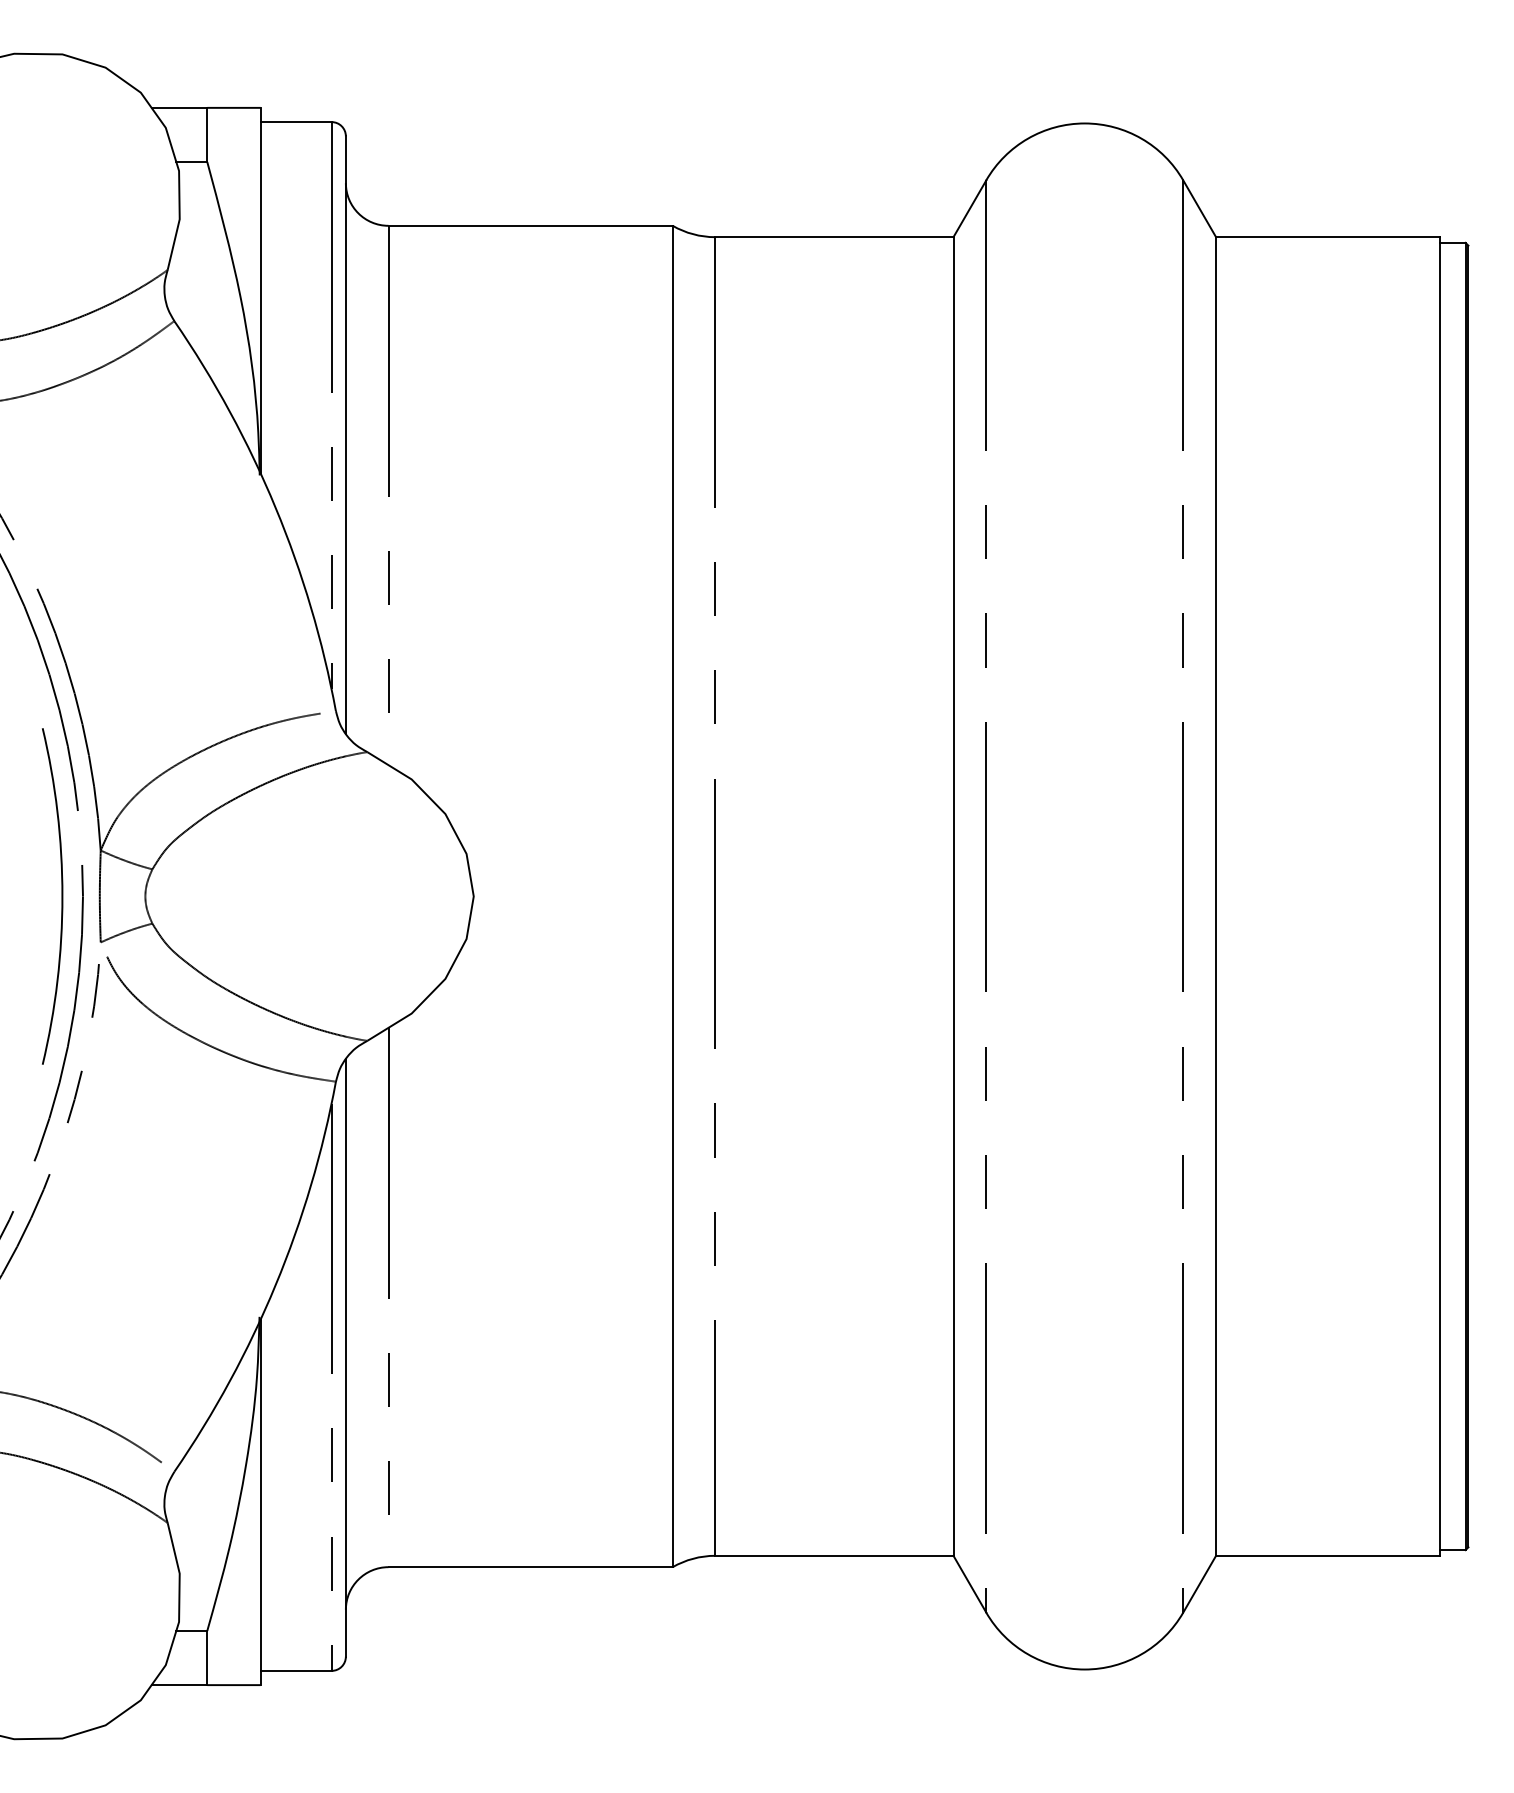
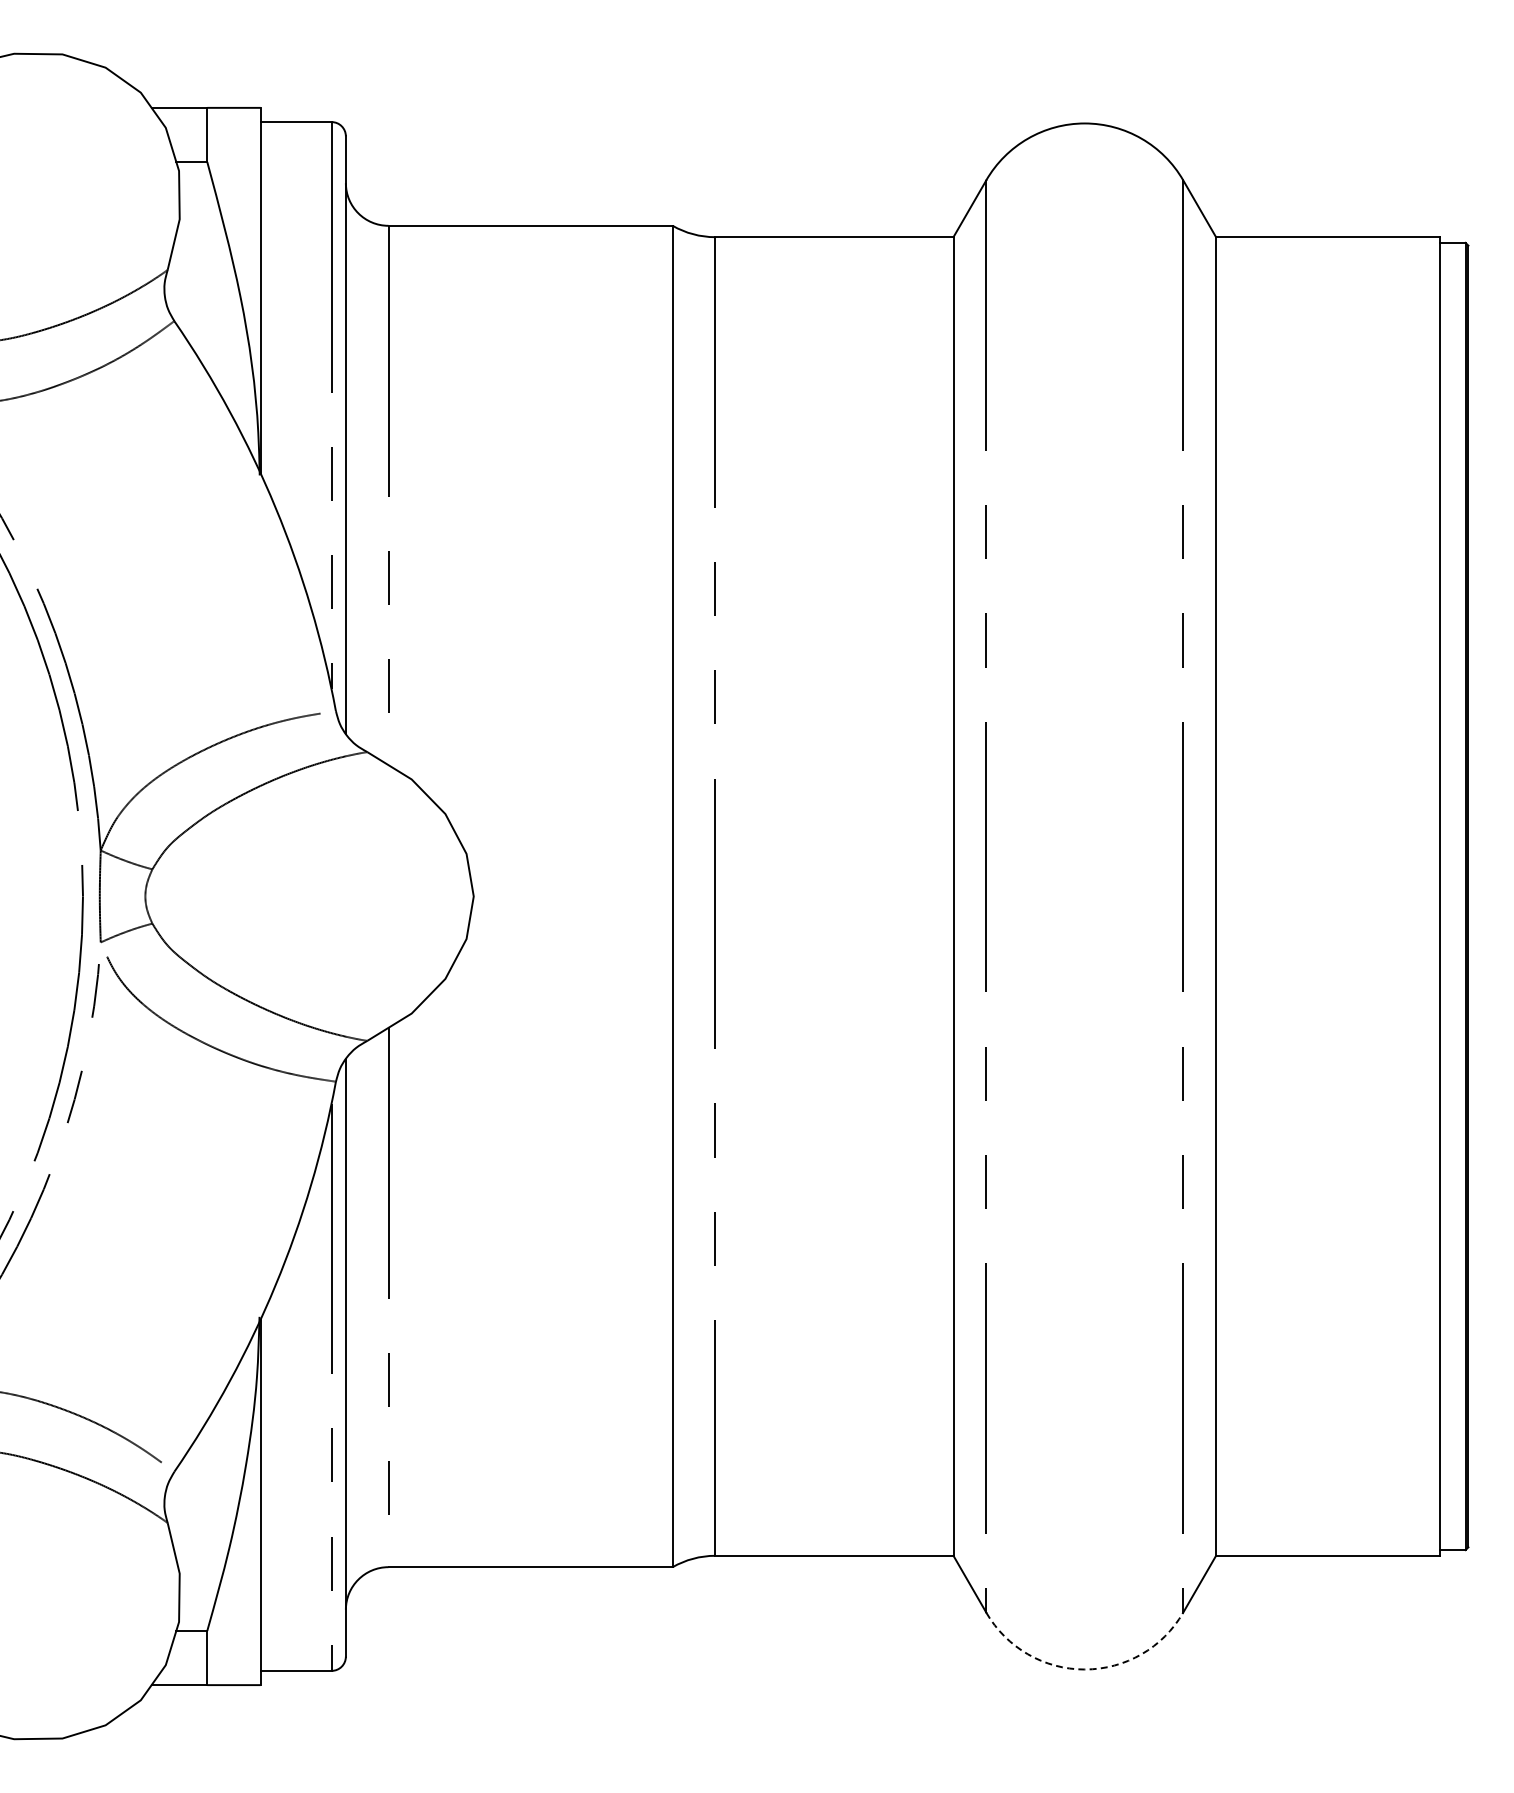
arc: present -> none (61, 896)
arc: solid -> dashed (1084, 1669)
